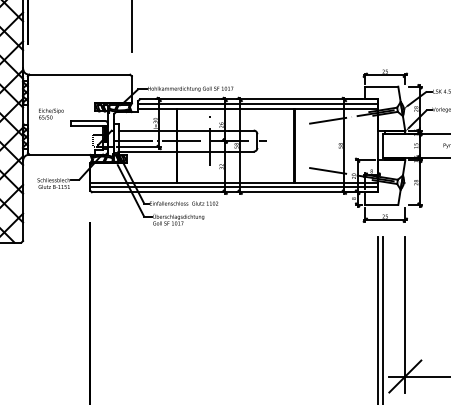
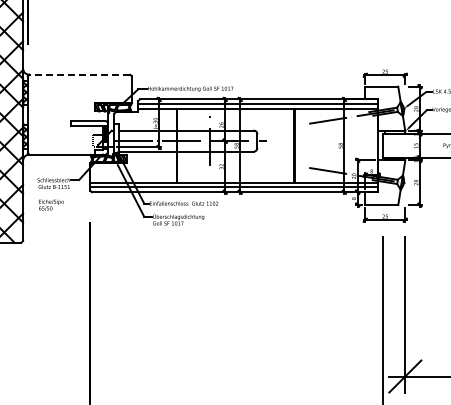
line: present -> none (131, 27)
line: solid -> dashed (79, 74)
text position: (51, 113) -> (51, 204) (51, 204)
line: present -> none (378, 319)
